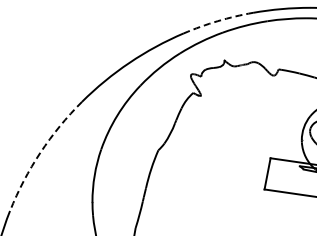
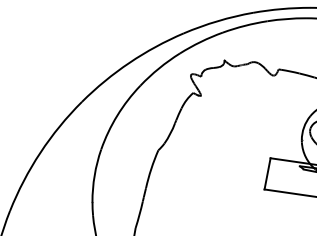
arc: dashed -> solid (217, 21)
arc: dashed -> solid (40, 152)
